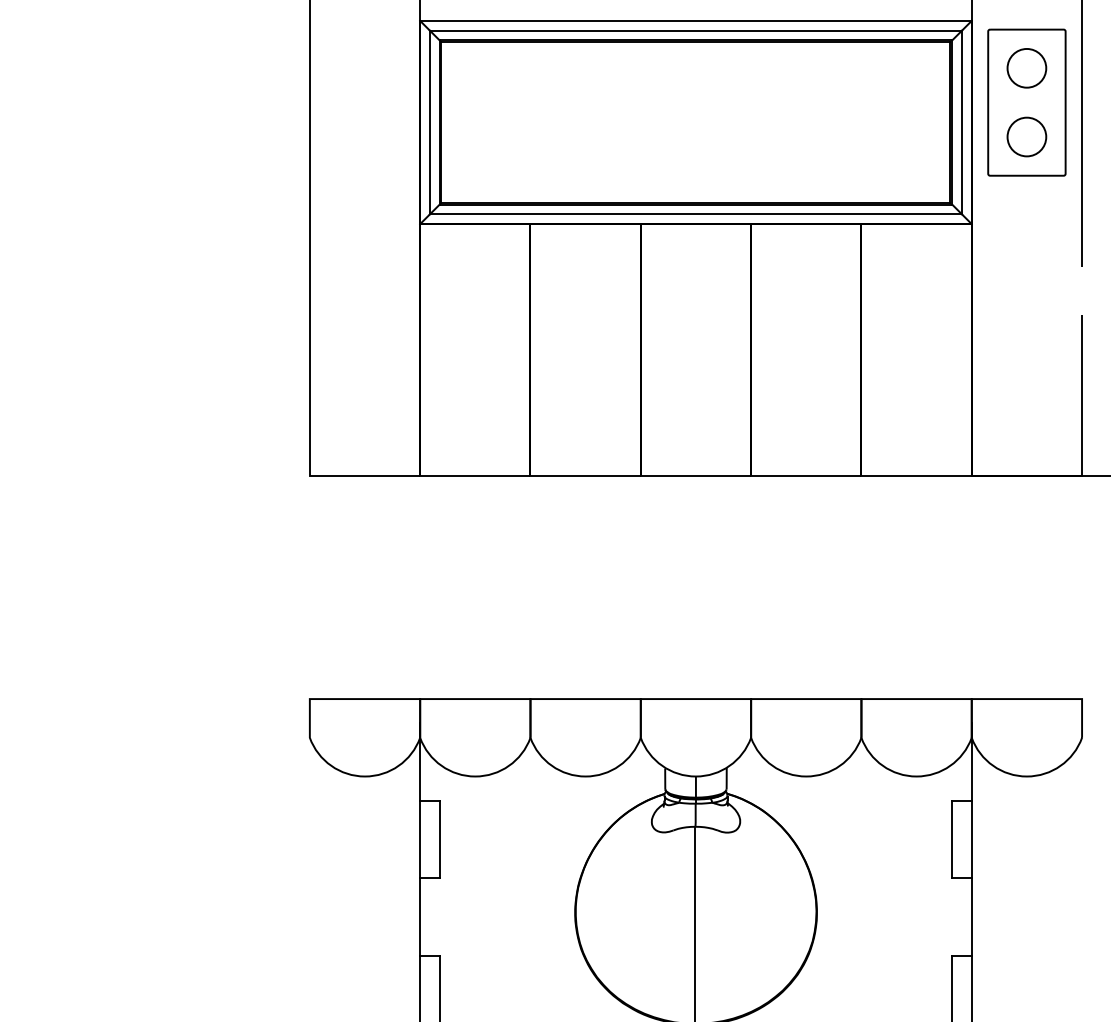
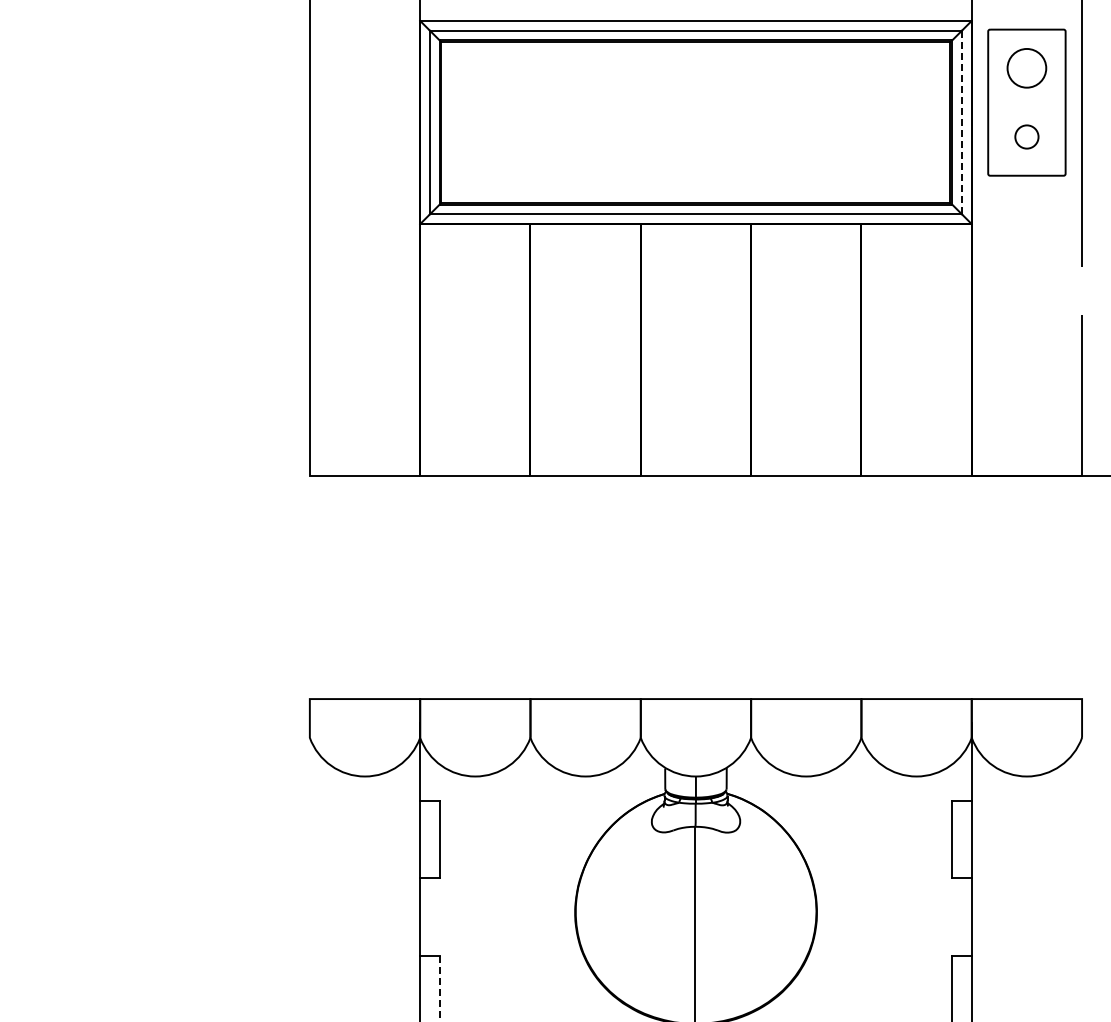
line: solid -> dashed (962, 122)
circle size: 42x42 px -> 26x26 px (1026, 136)
line: solid -> dashed (439, 988)
